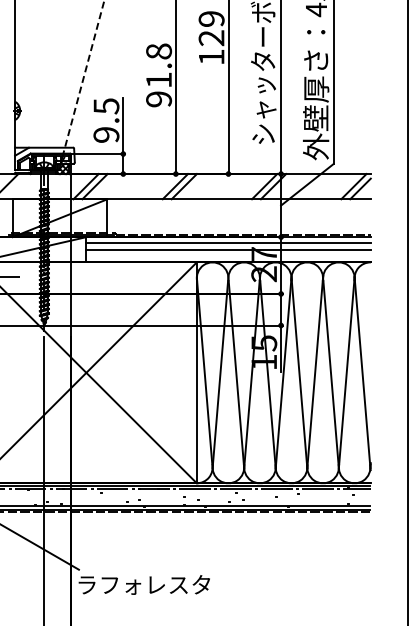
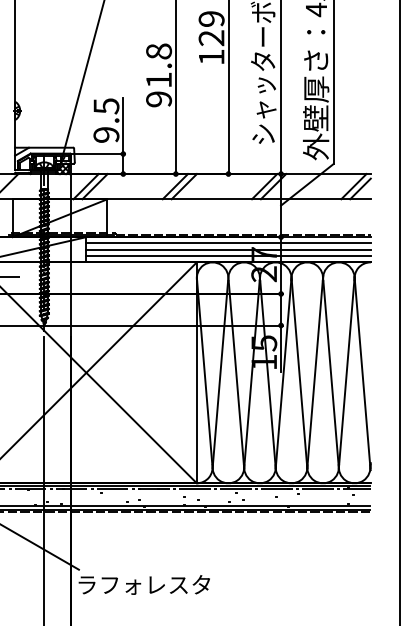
line: dashed -> solid (83, 79)
line: none -> present (228, 256)
line position: (408, 312) -> (400, 312) (400, 312)
